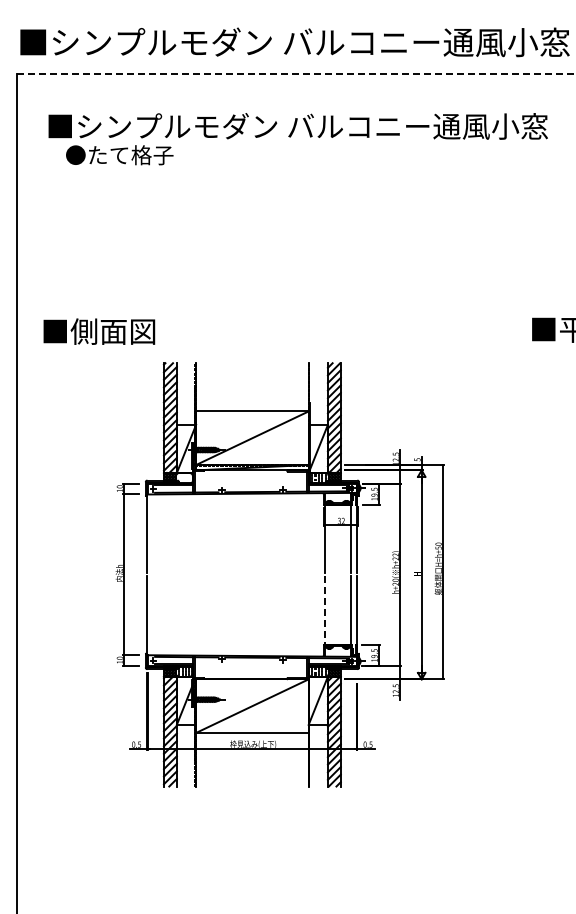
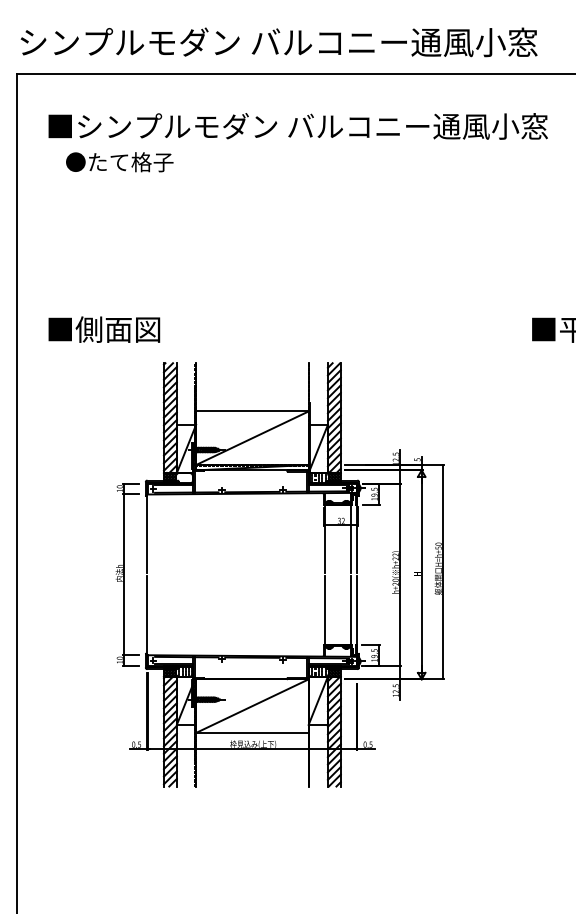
text: ■シンプルモダン バルコニー通風小窓 -> シンプルモダン バルコニー通風小窓 (294, 42)
line: dashed -> solid (296, 73)
text position: (119, 155) -> (119, 162) (119, 162)
text position: (99, 331) -> (104, 329) (104, 329)
line: dashed -> solid (325, 611)
